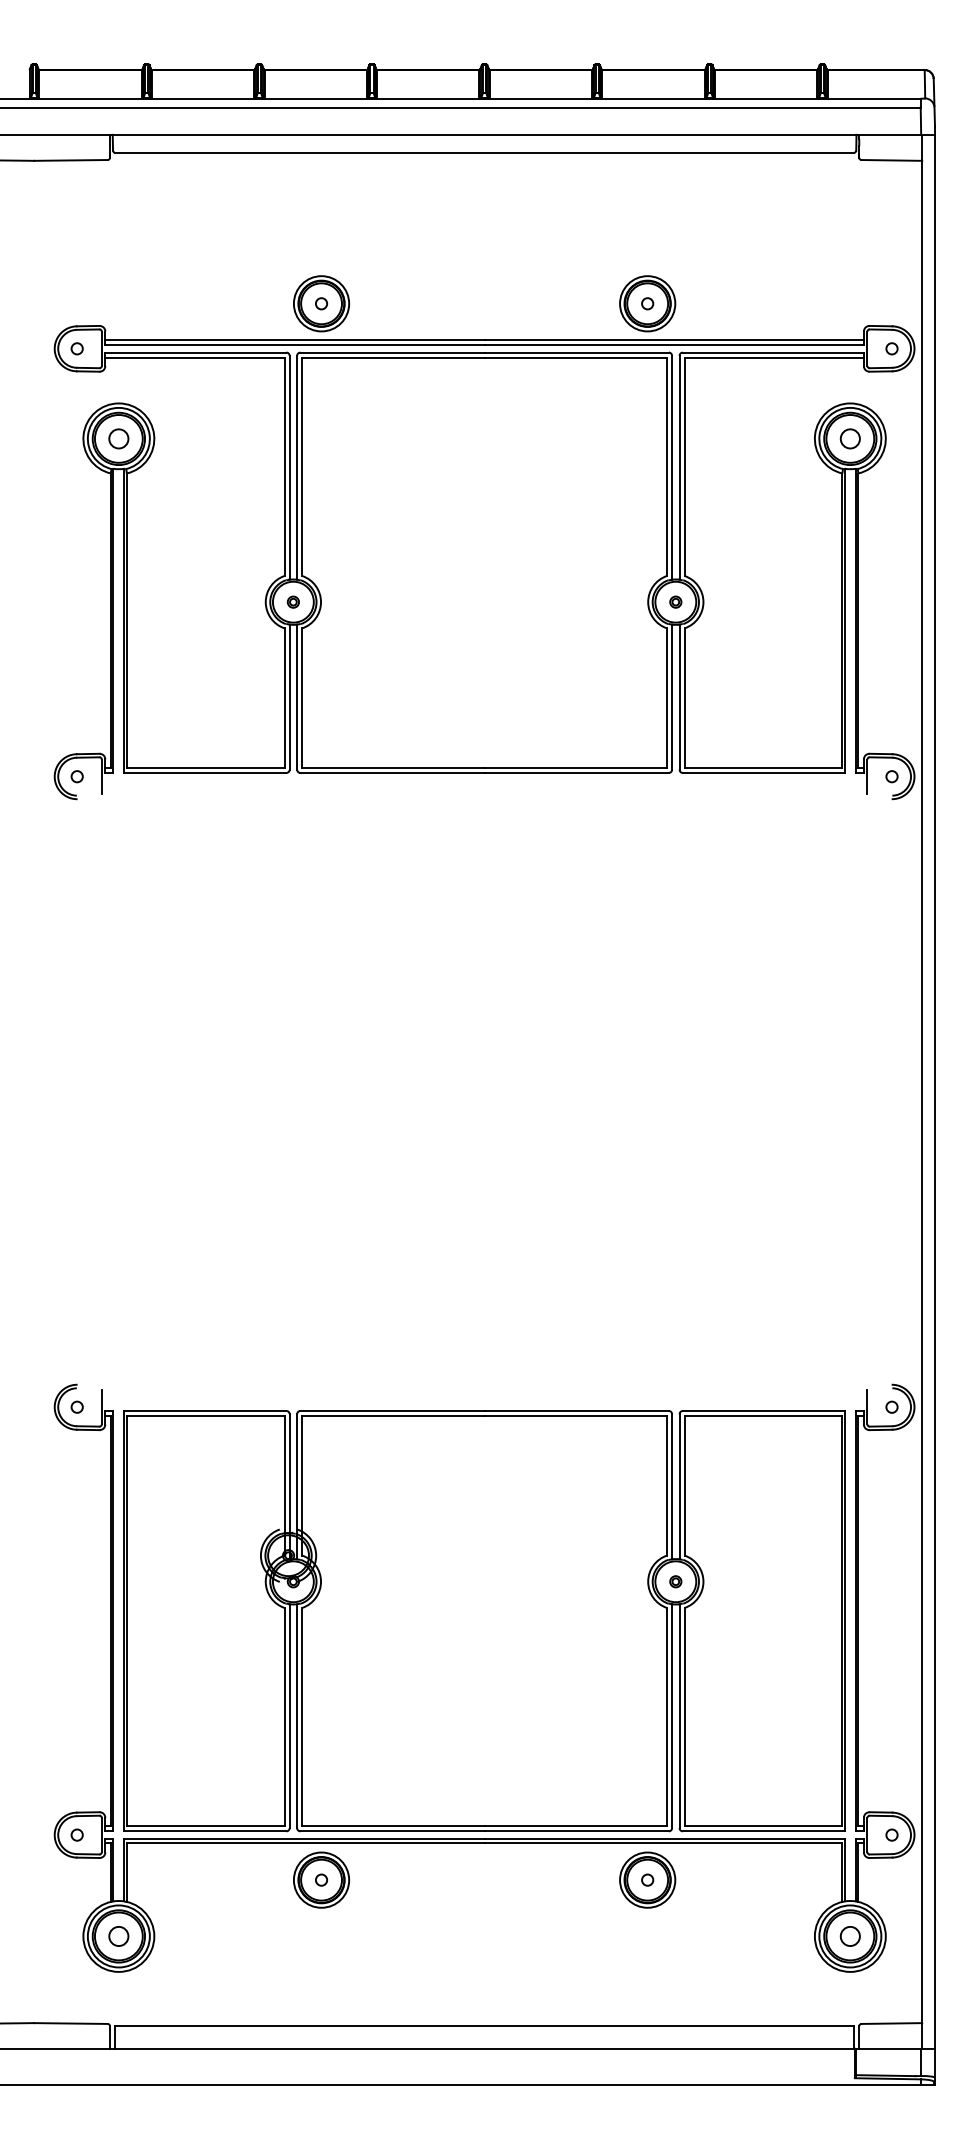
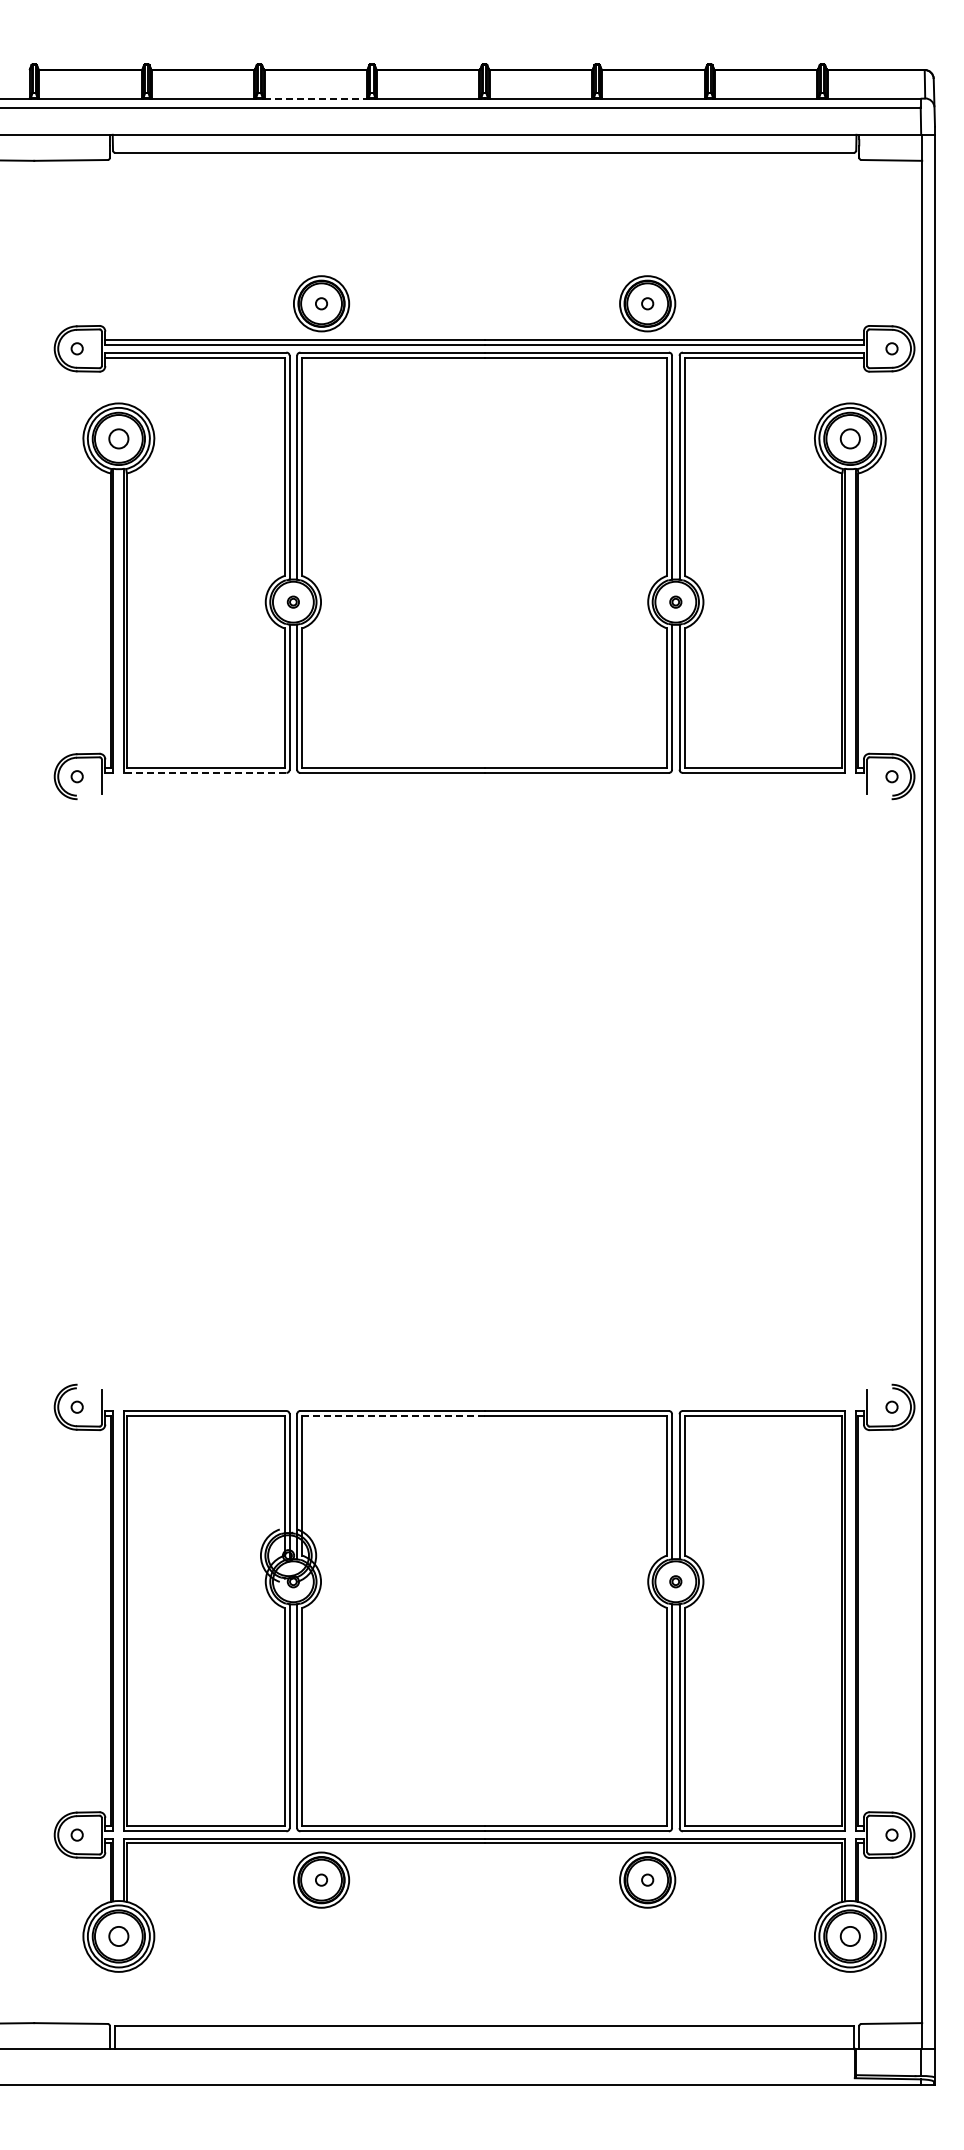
line: solid -> dashed (315, 98)
line: solid -> dashed (204, 772)
line: solid -> dashed (392, 1415)
